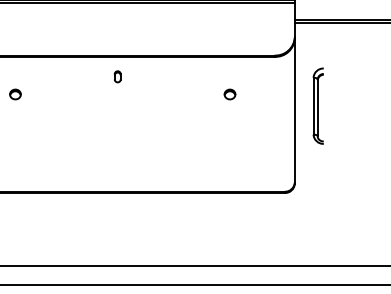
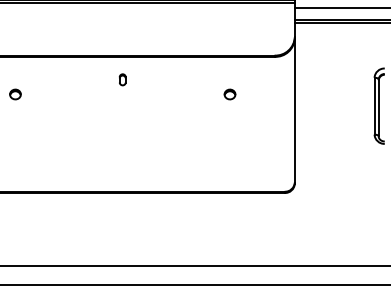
line: none -> present (340, 7)
part position: (117, 76) -> (122, 79) (122, 79)
part position: (317, 105) -> (378, 105) (378, 105)
